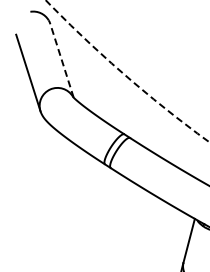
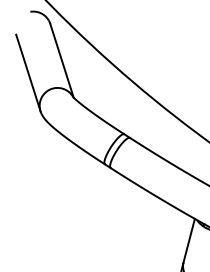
line: dashed -> solid (62, 60)
arc: dashed -> solid (125, 75)
